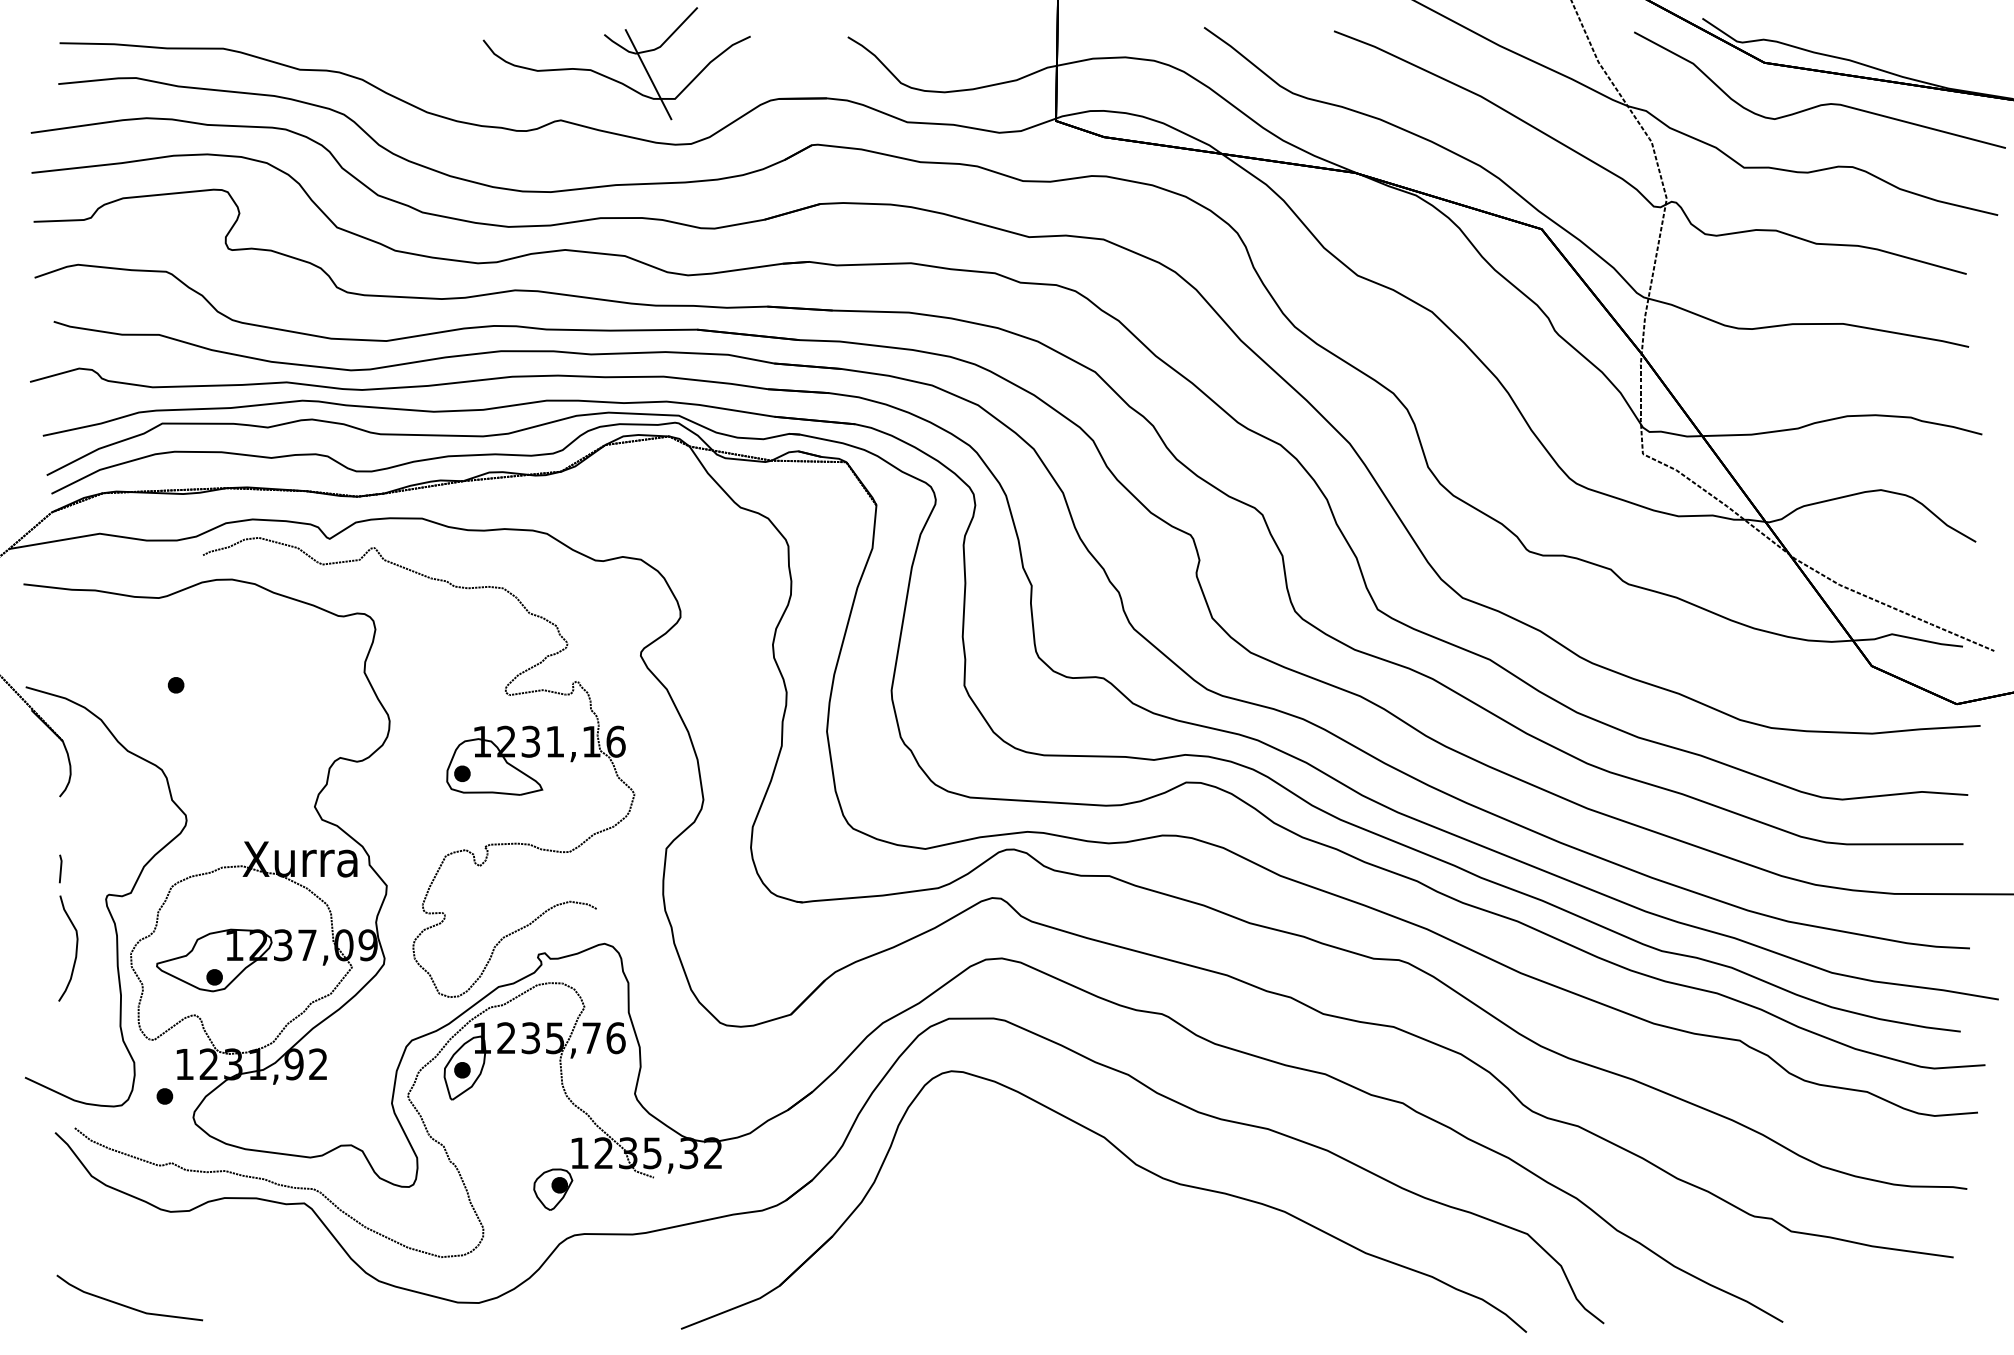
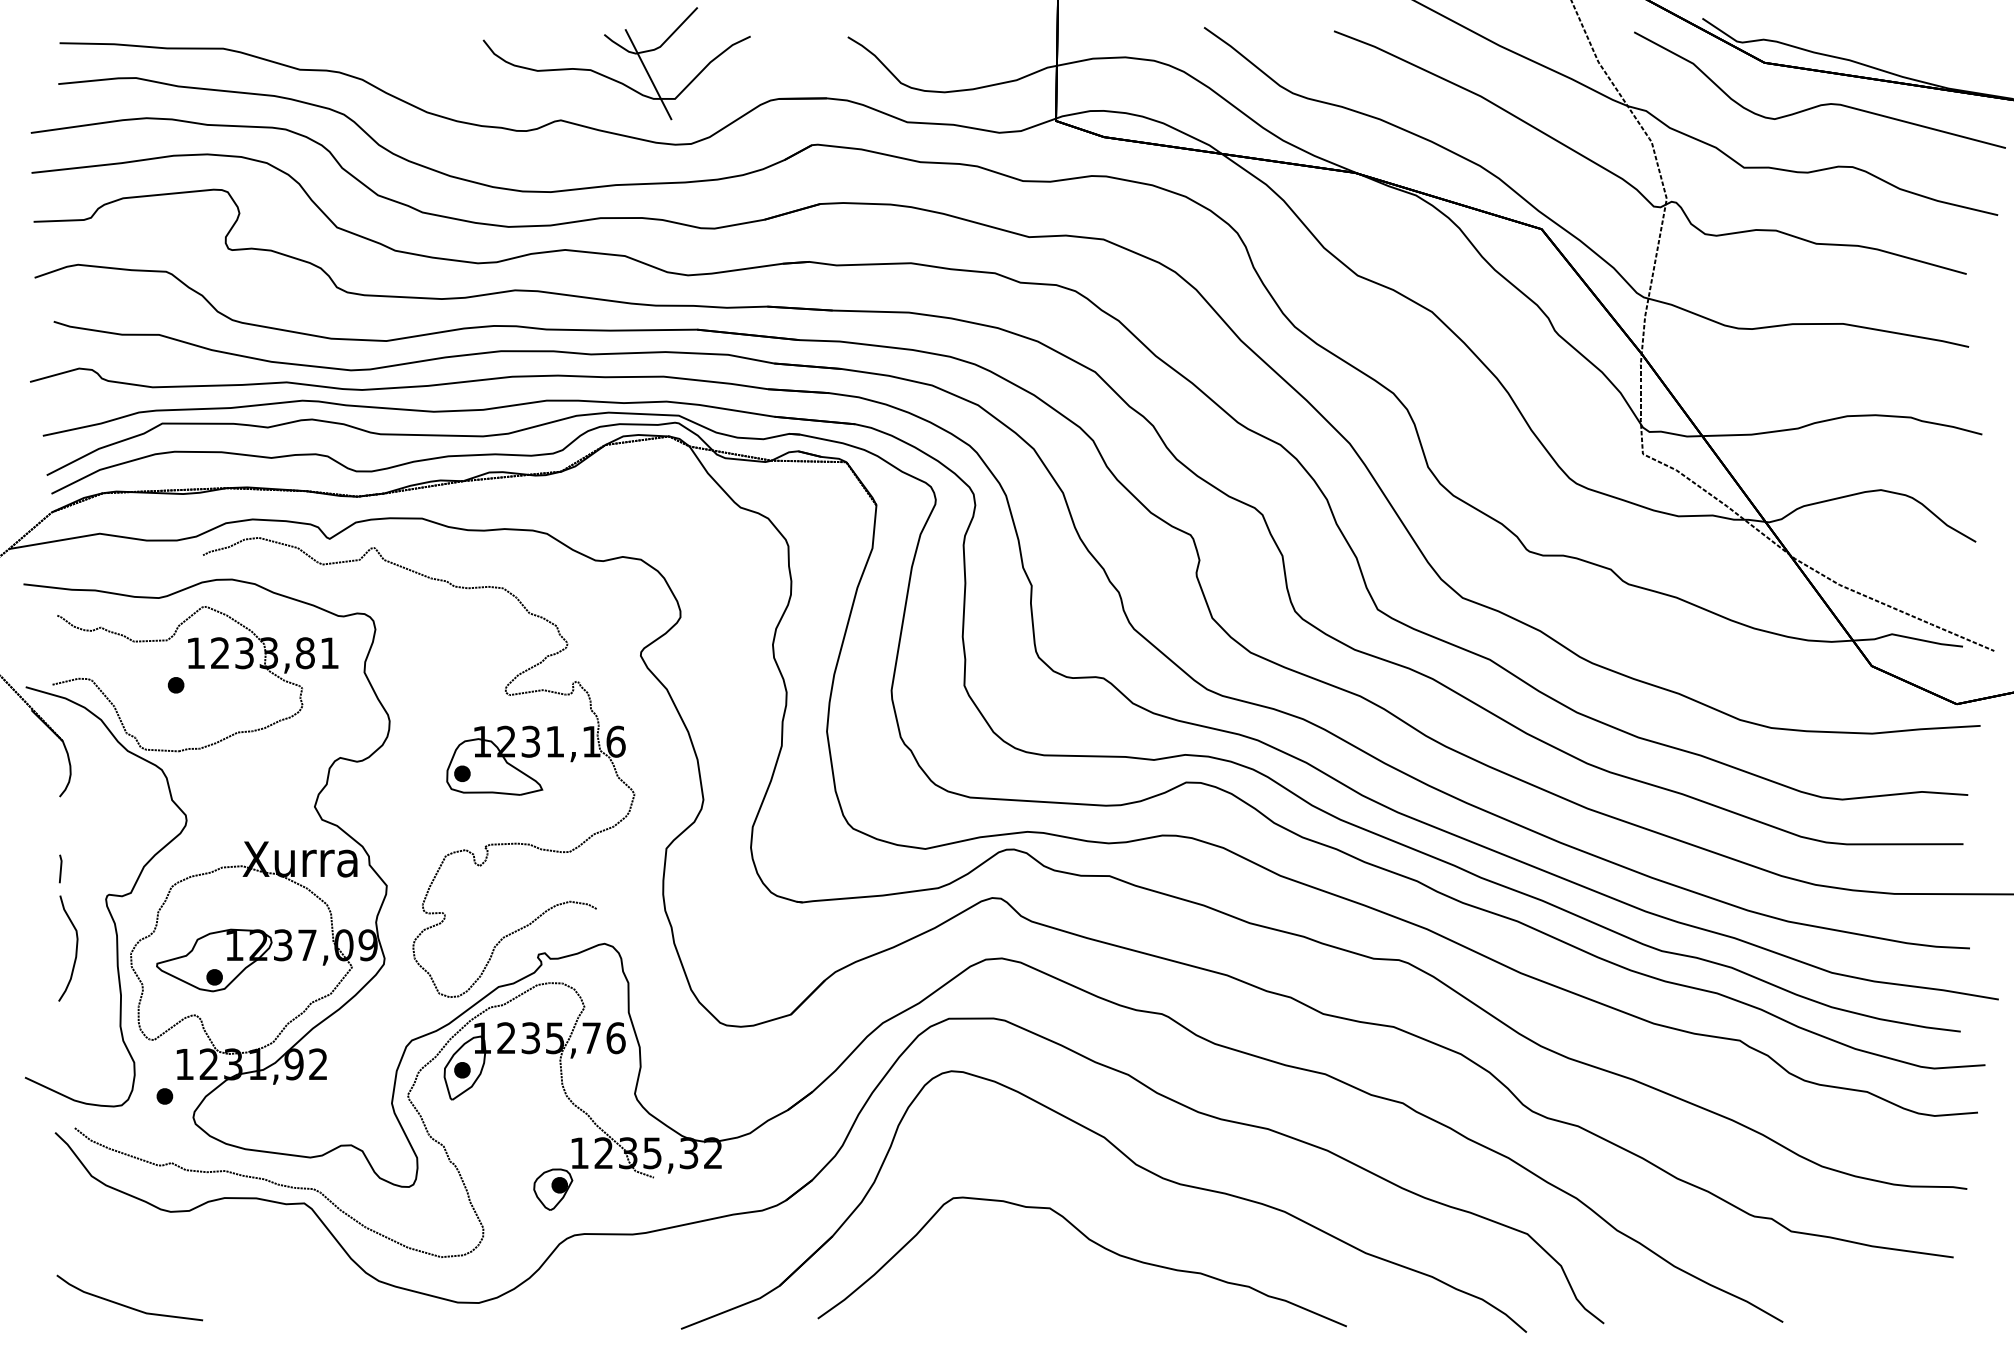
part: none -> present (195, 668)
part: none -> present (1090, 1241)
